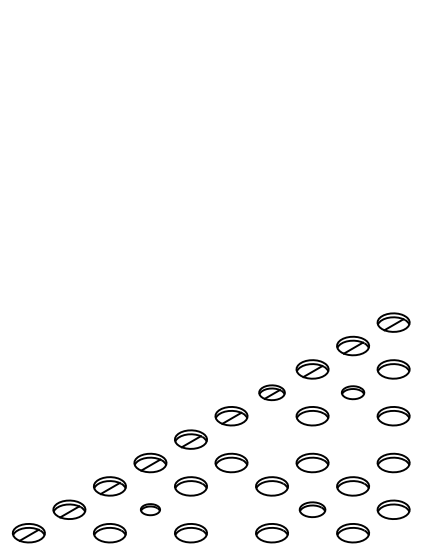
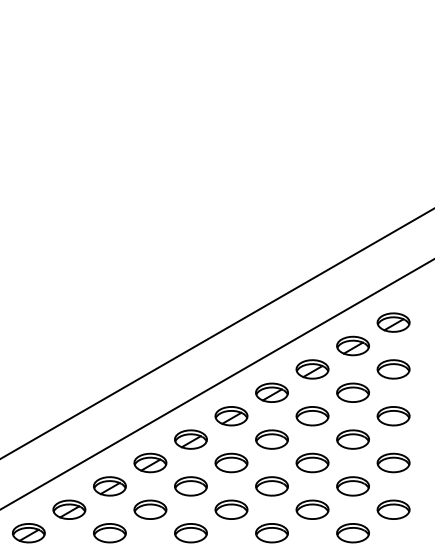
line: none -> present (216, 333)
line: none -> present (216, 384)
part size: 28x18 px -> 34x21 px (271, 392)
part size: 25x16 px -> 34x21 px (352, 392)
part: none -> present (271, 439)
part: none -> present (352, 439)
part size: 21x14 px -> 35x21 px (150, 509)
part: none -> present (231, 509)
part size: 29x17 px -> 35x21 px (312, 509)
